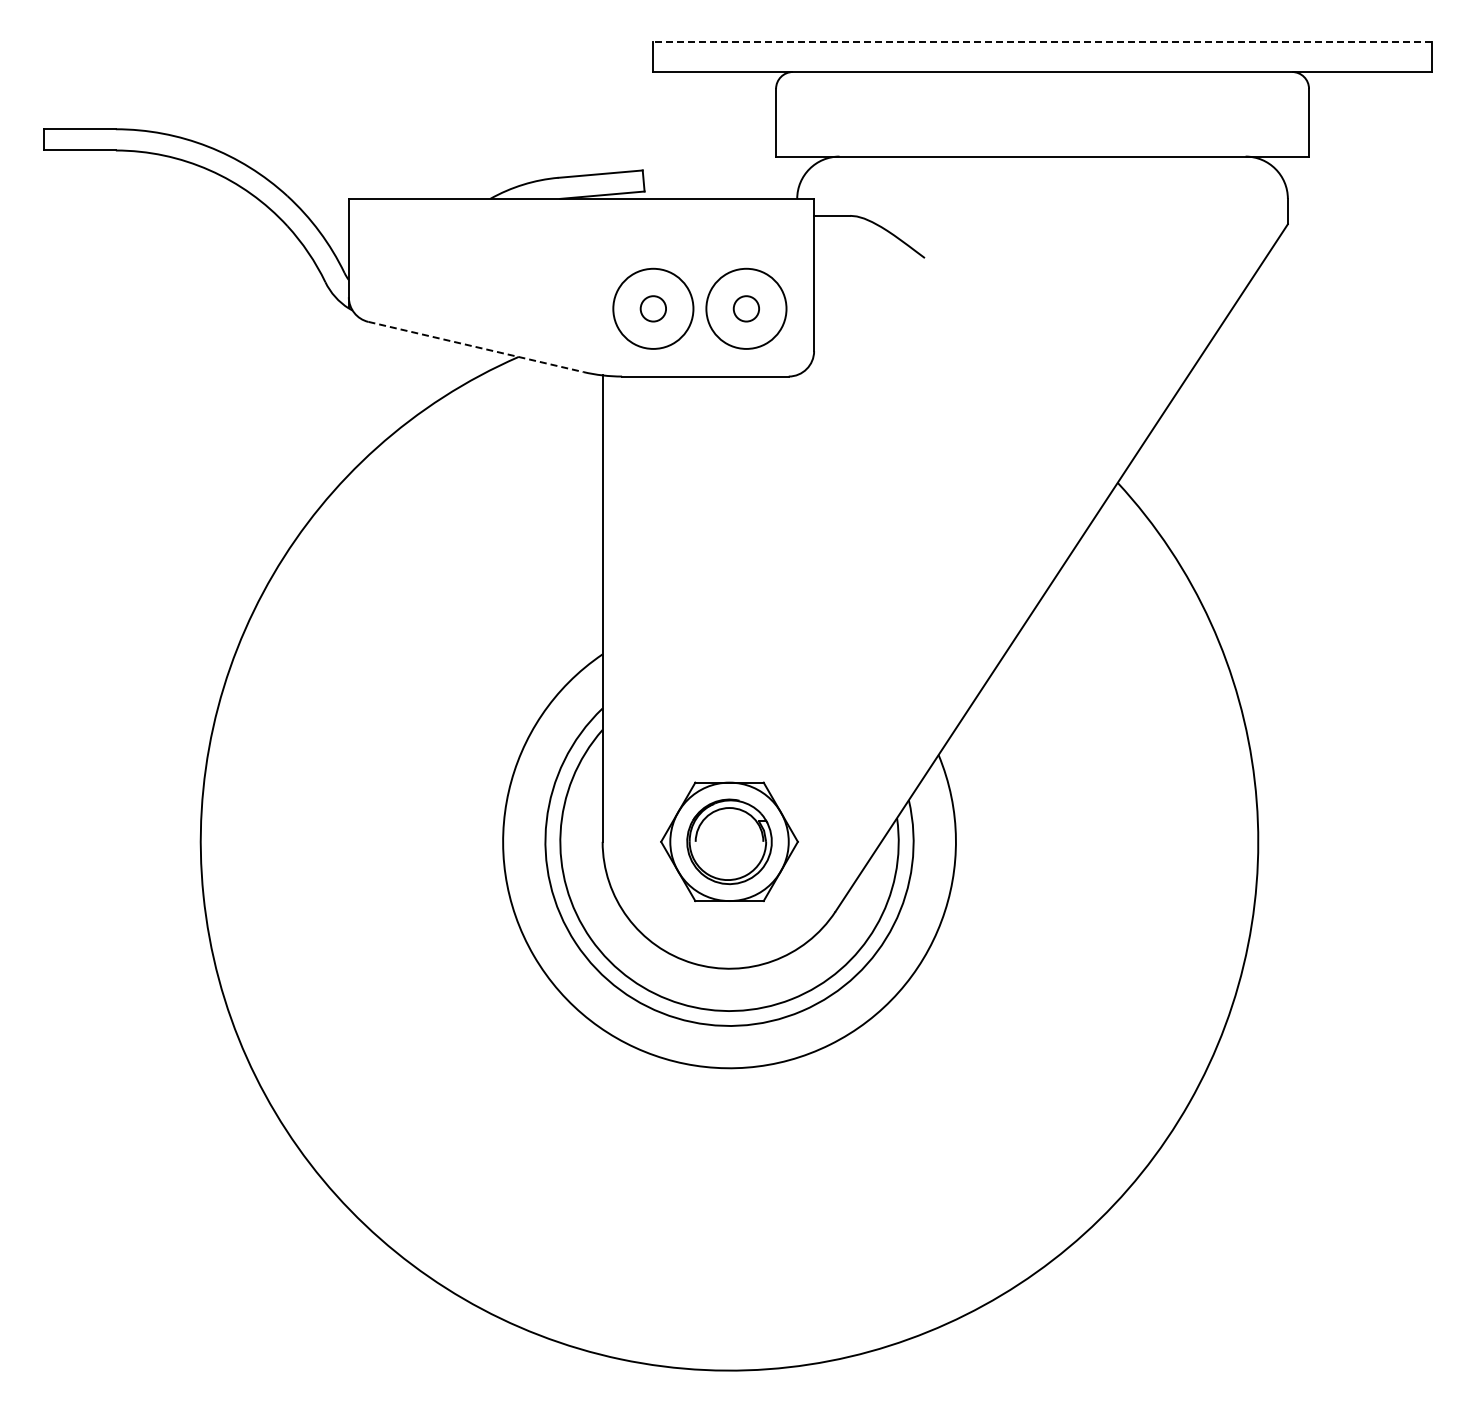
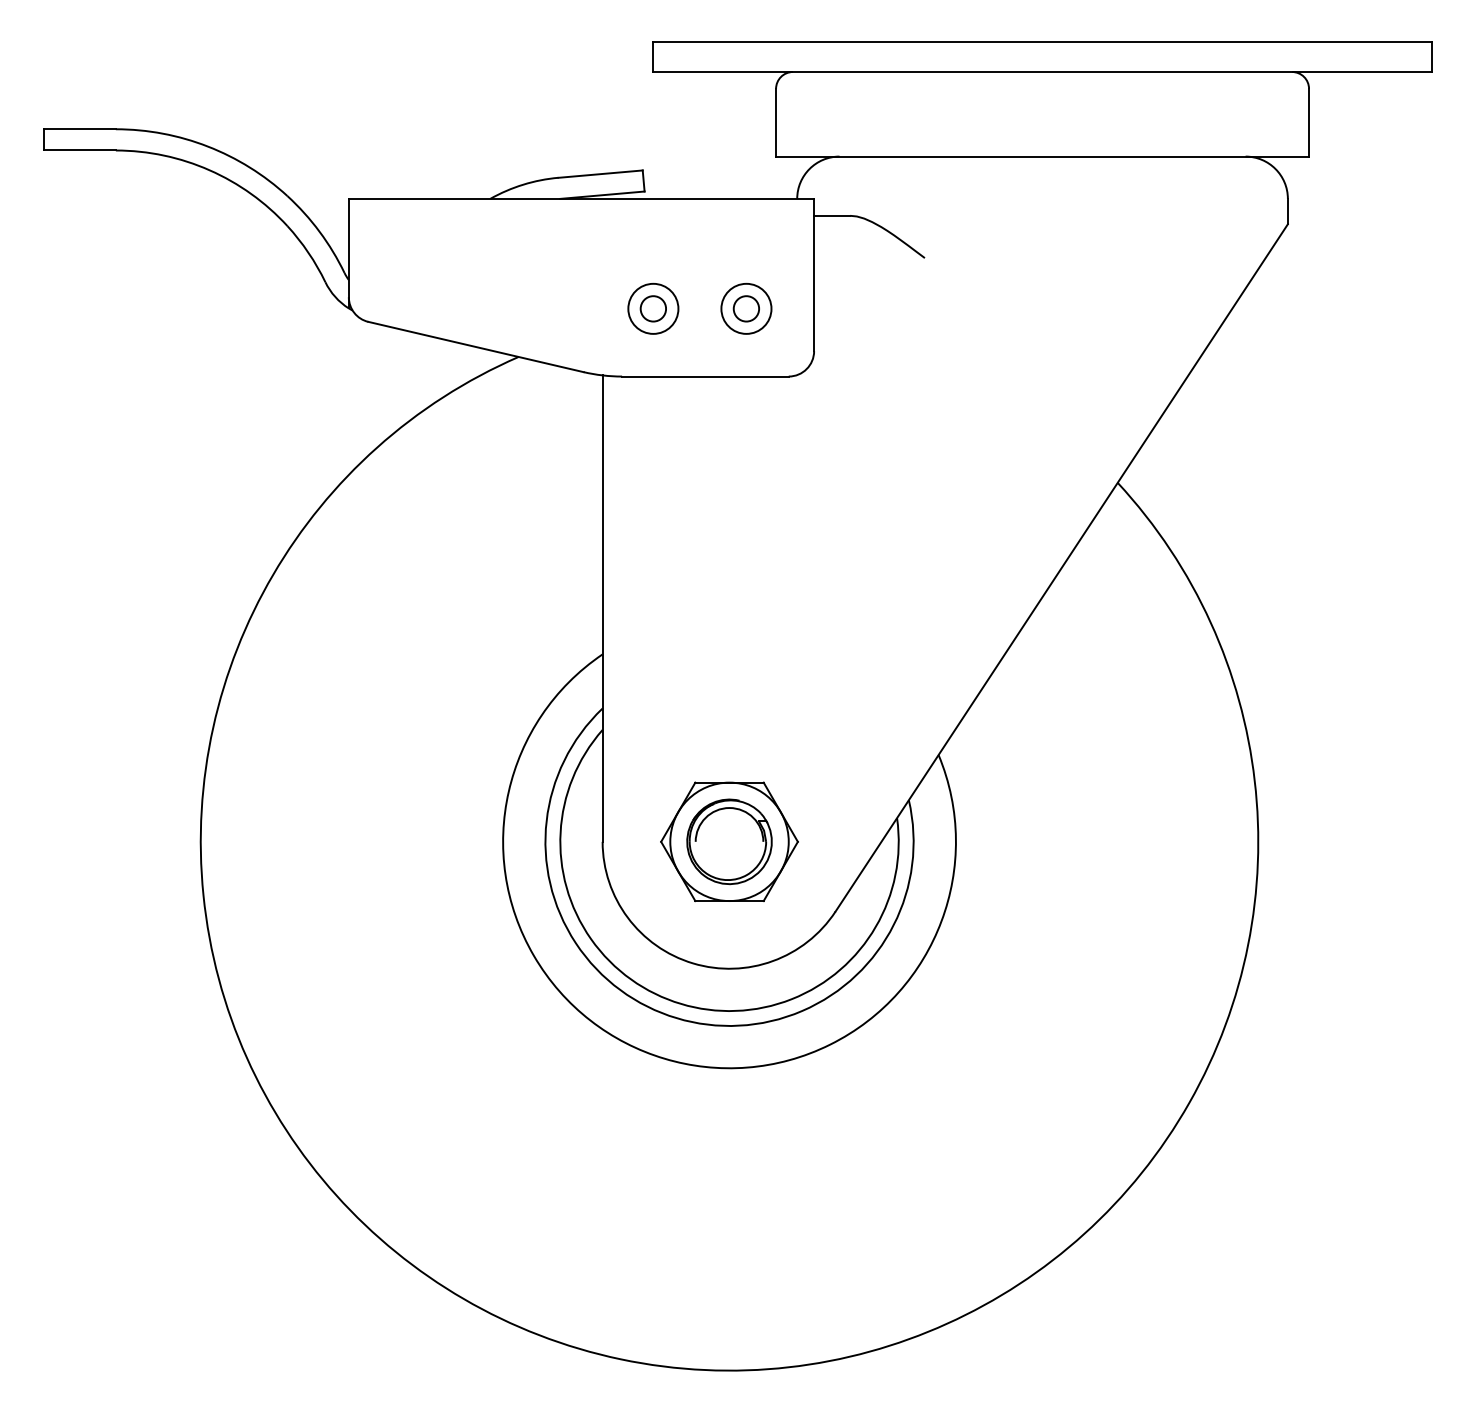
line: dashed -> solid (1042, 42)
circle diameter: 80 px -> 50 px (653, 308)
circle diameter: 80 px -> 50 px (746, 308)
line: dashed -> solid (476, 347)
